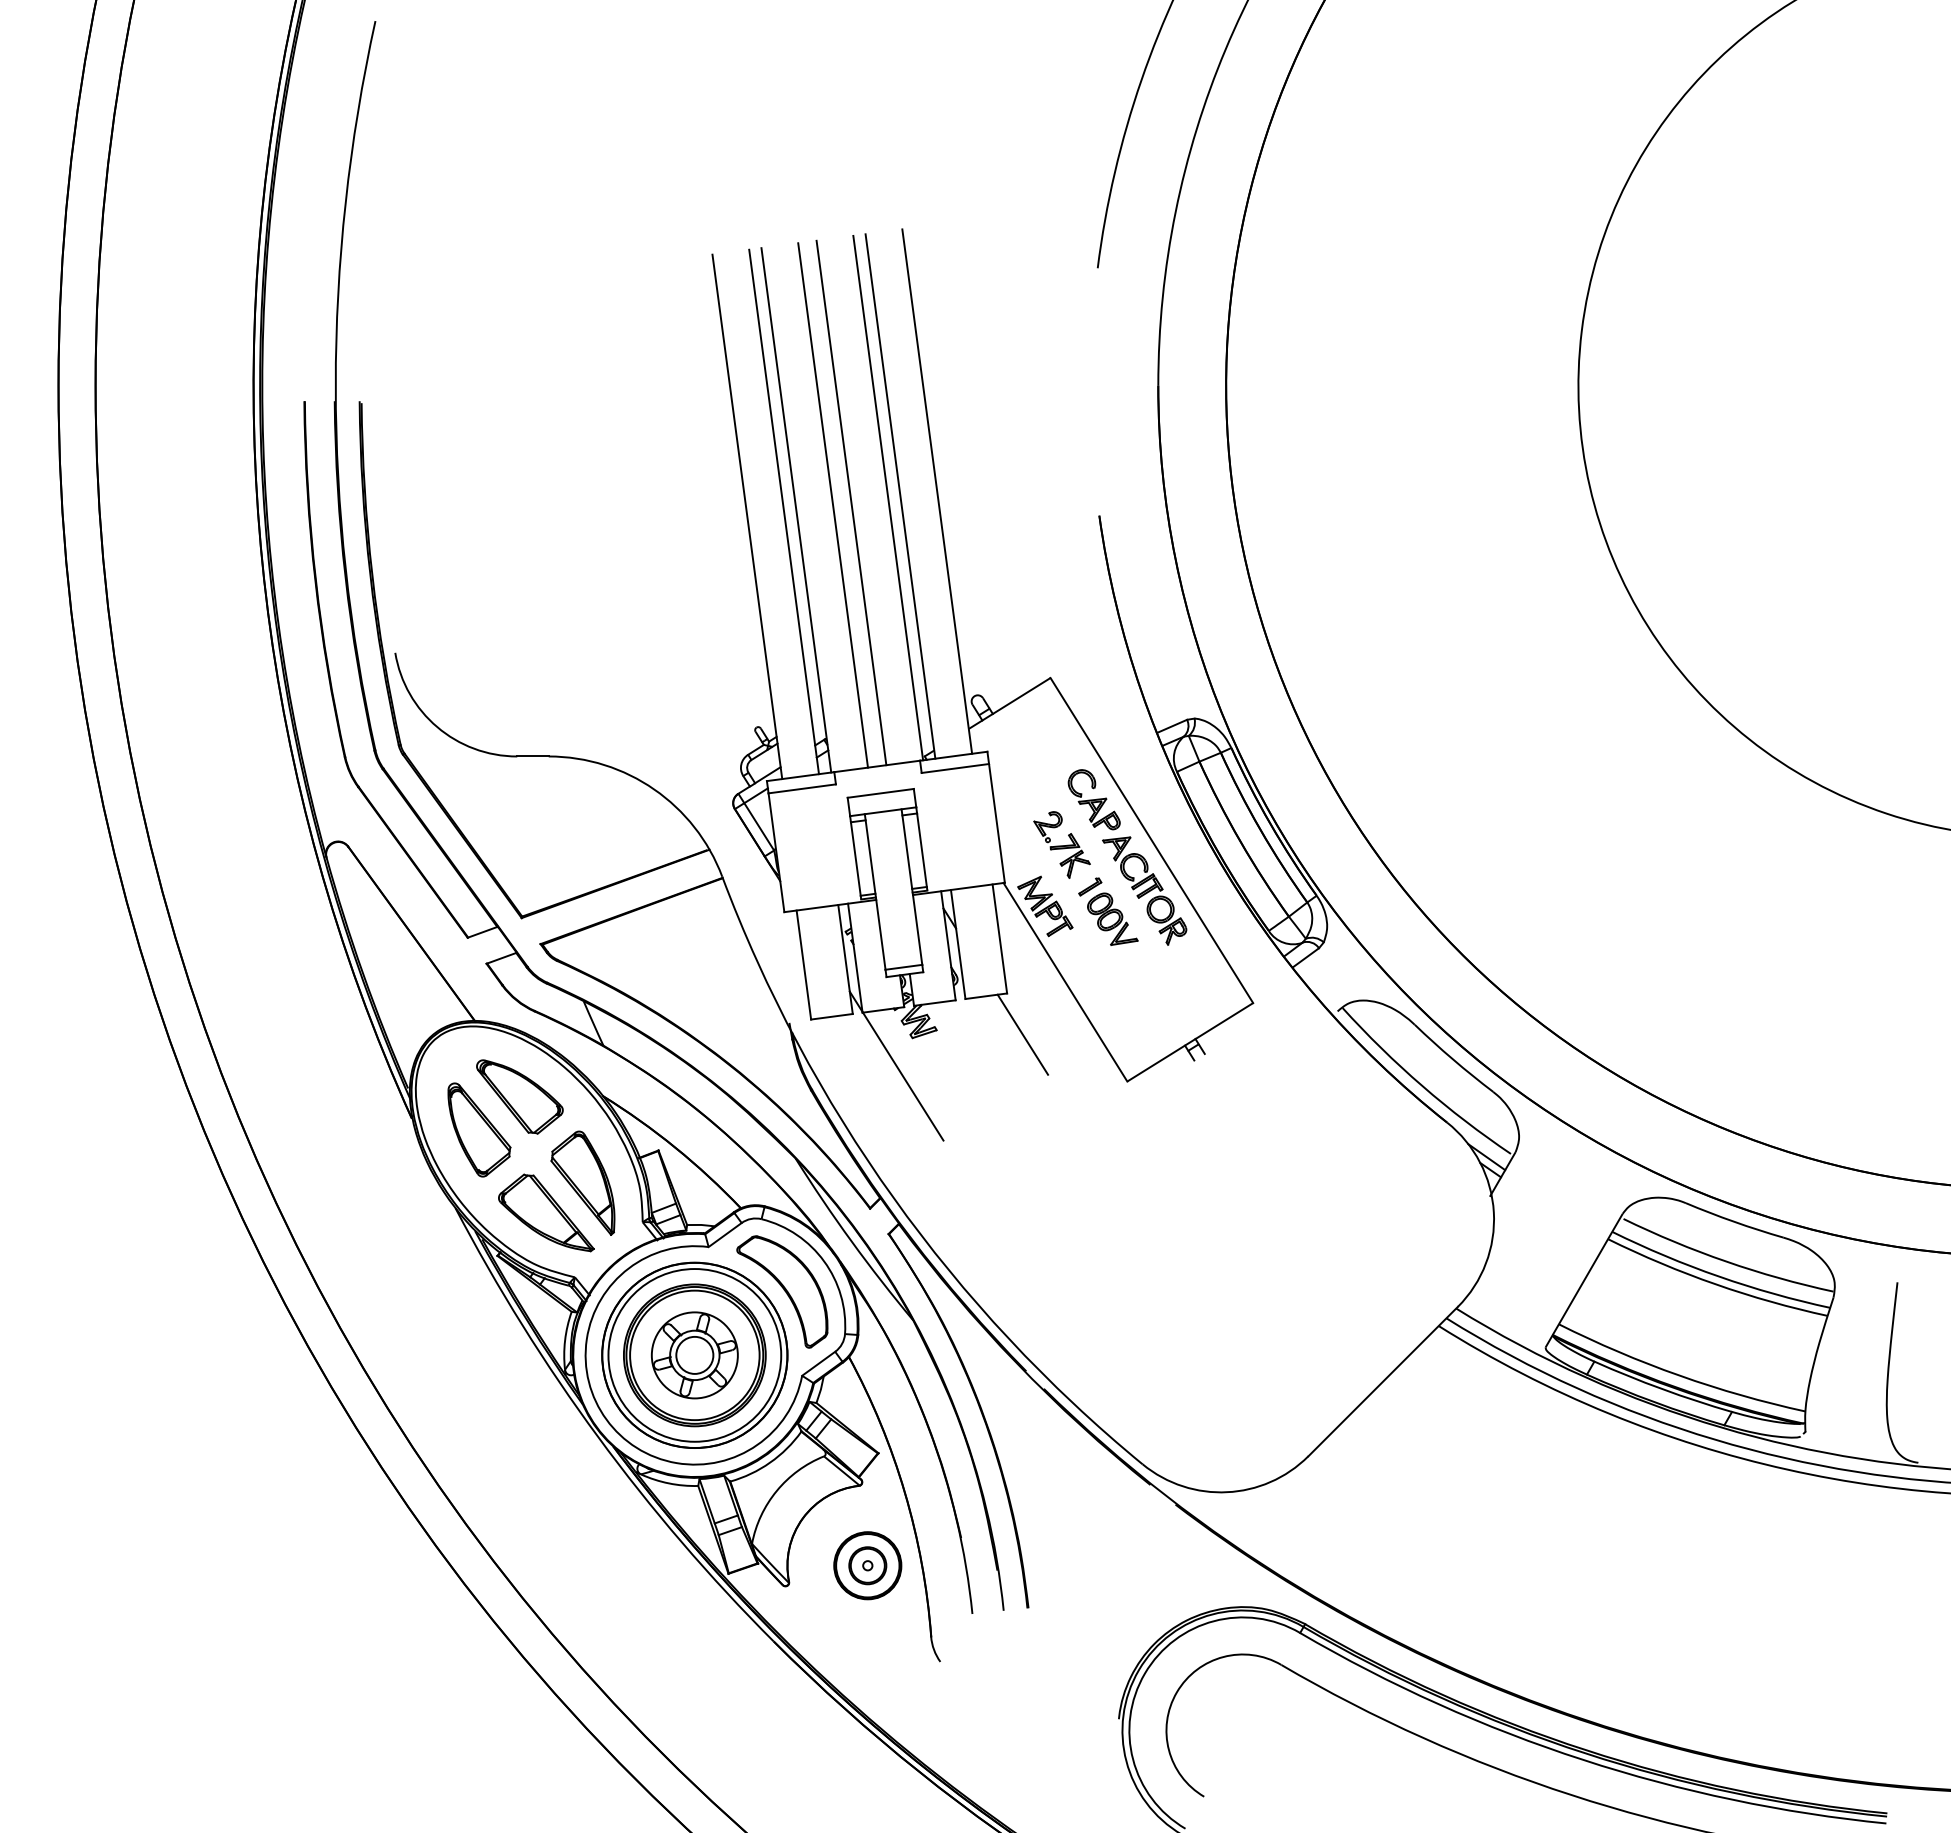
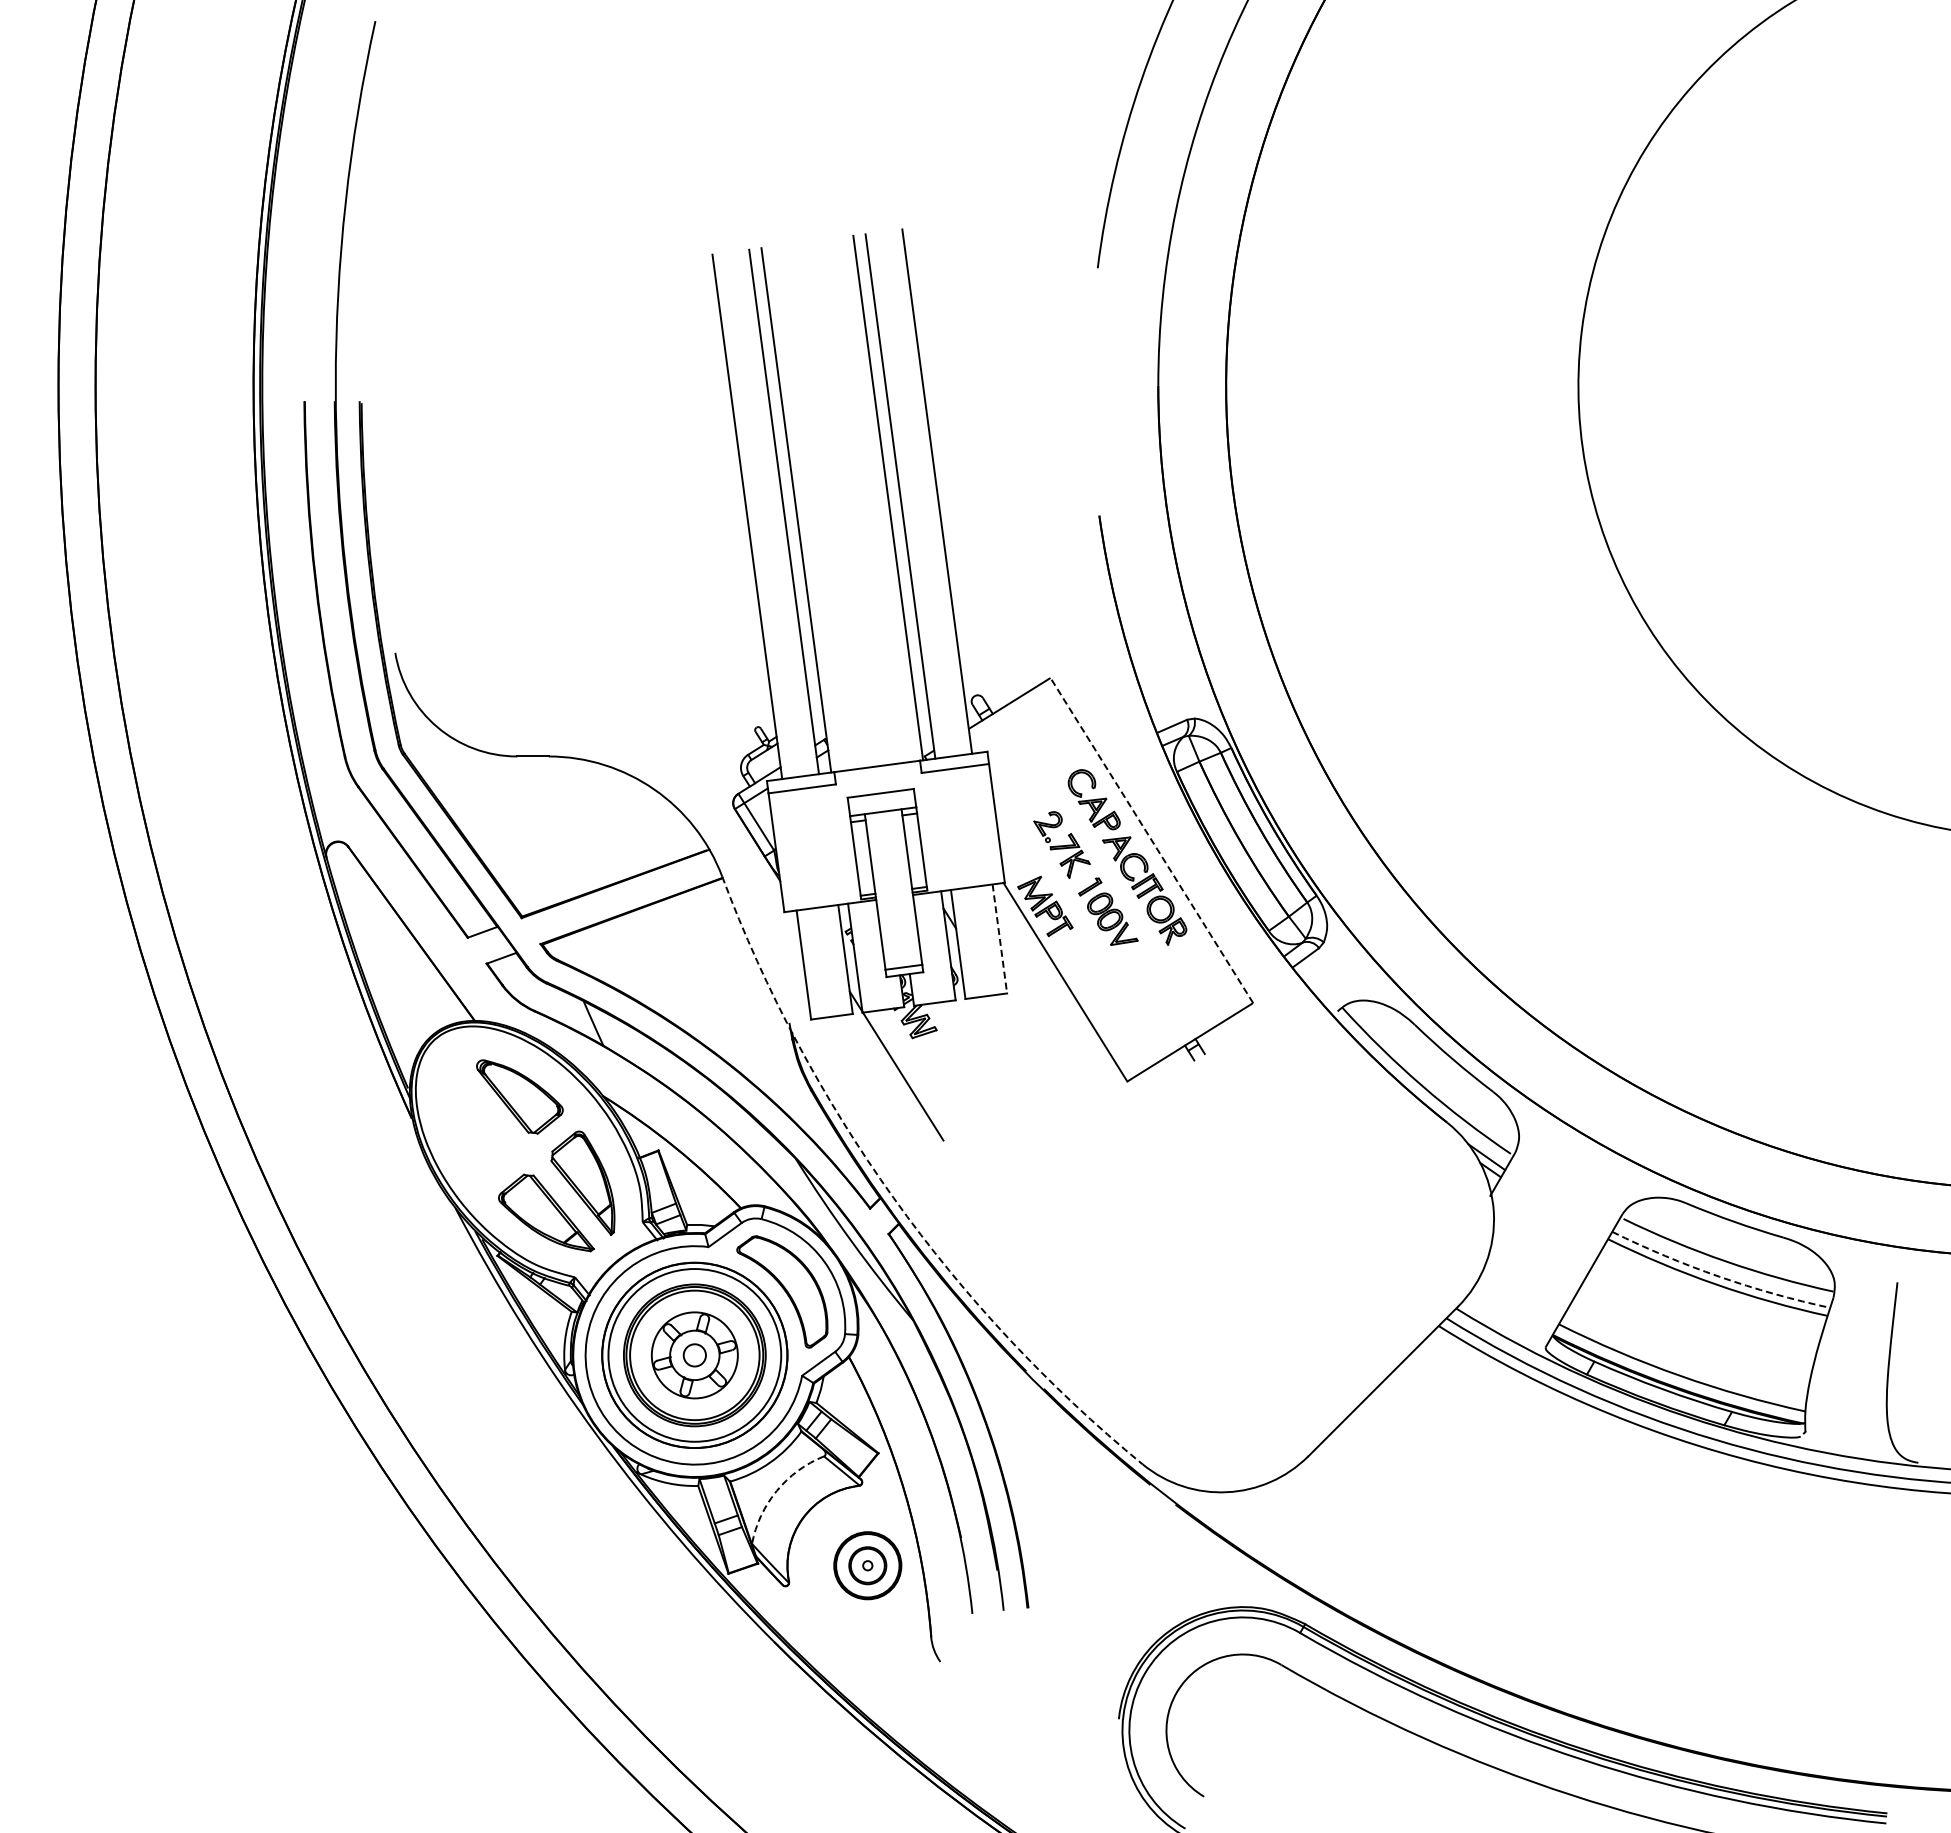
line: present -> none (851, 502)
line: present -> none (832, 505)
line: solid -> dashed (1151, 840)
line: solid -> dashed (999, 938)
line: present -> none (1022, 1034)
part: present -> none (479, 1129)
arc: solid -> dashed (893, 1198)
arc: solid -> dashed (1719, 1276)
circle diameter: 37 px -> 22 px (694, 1355)
arc: solid -> dashed (776, 1490)
